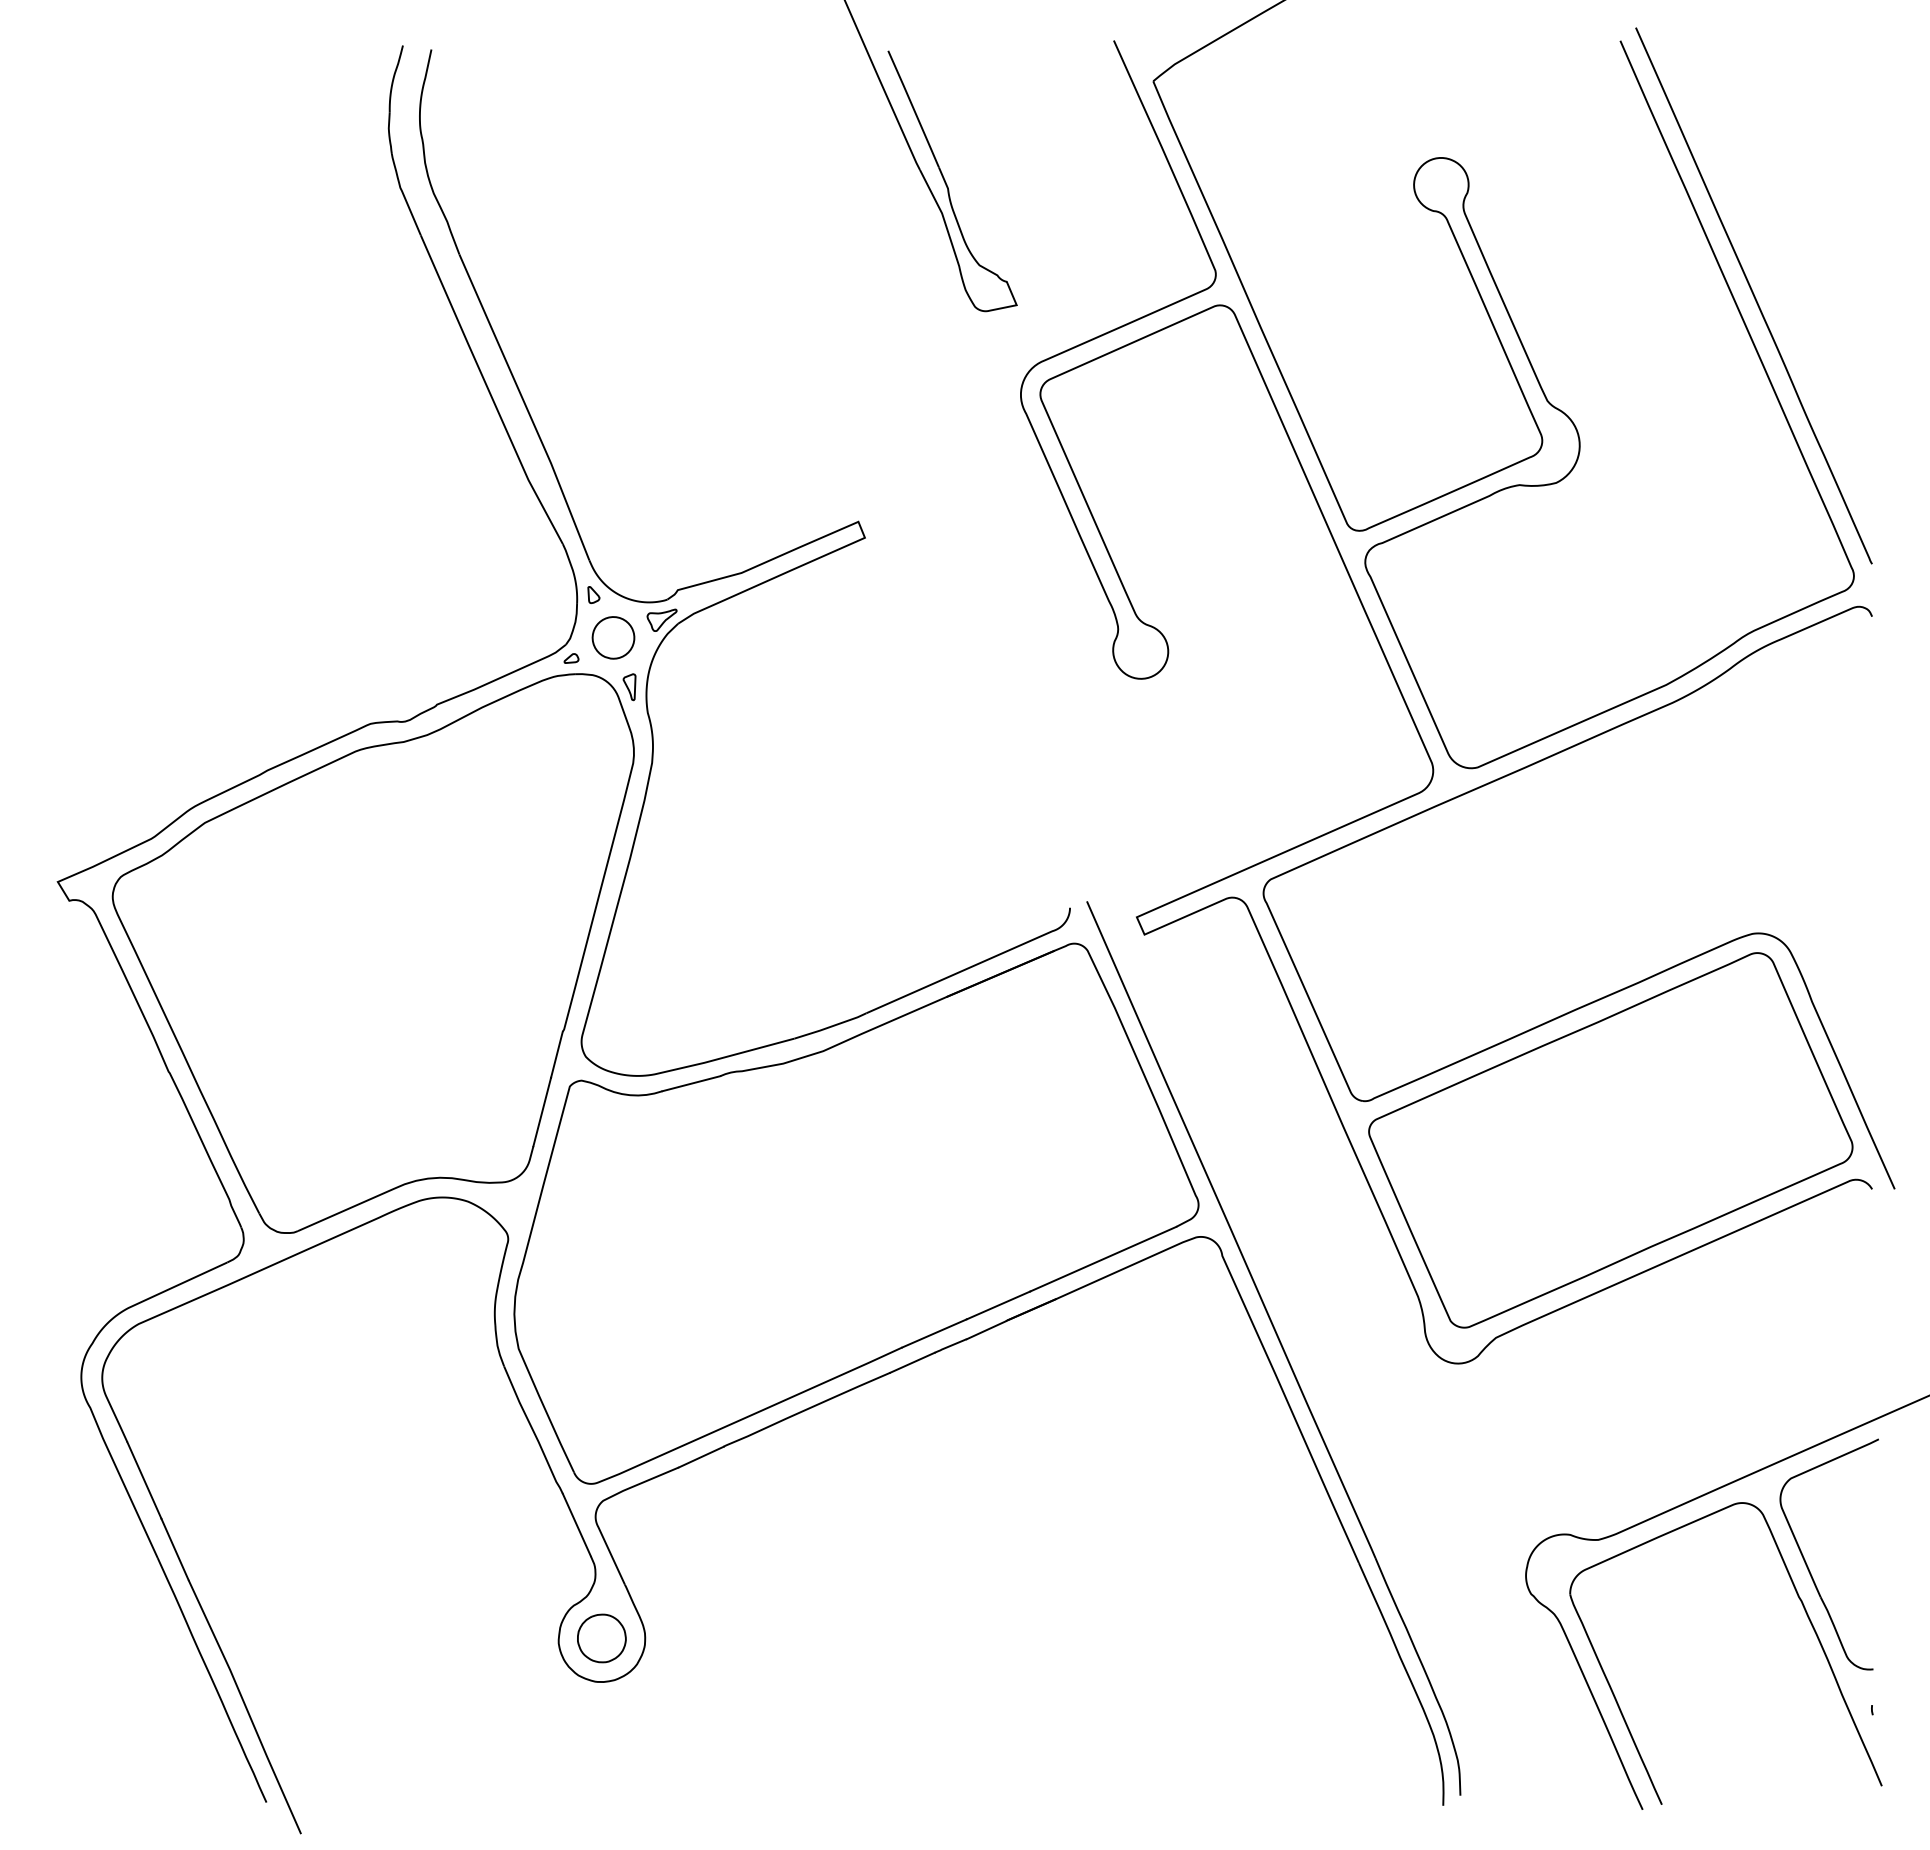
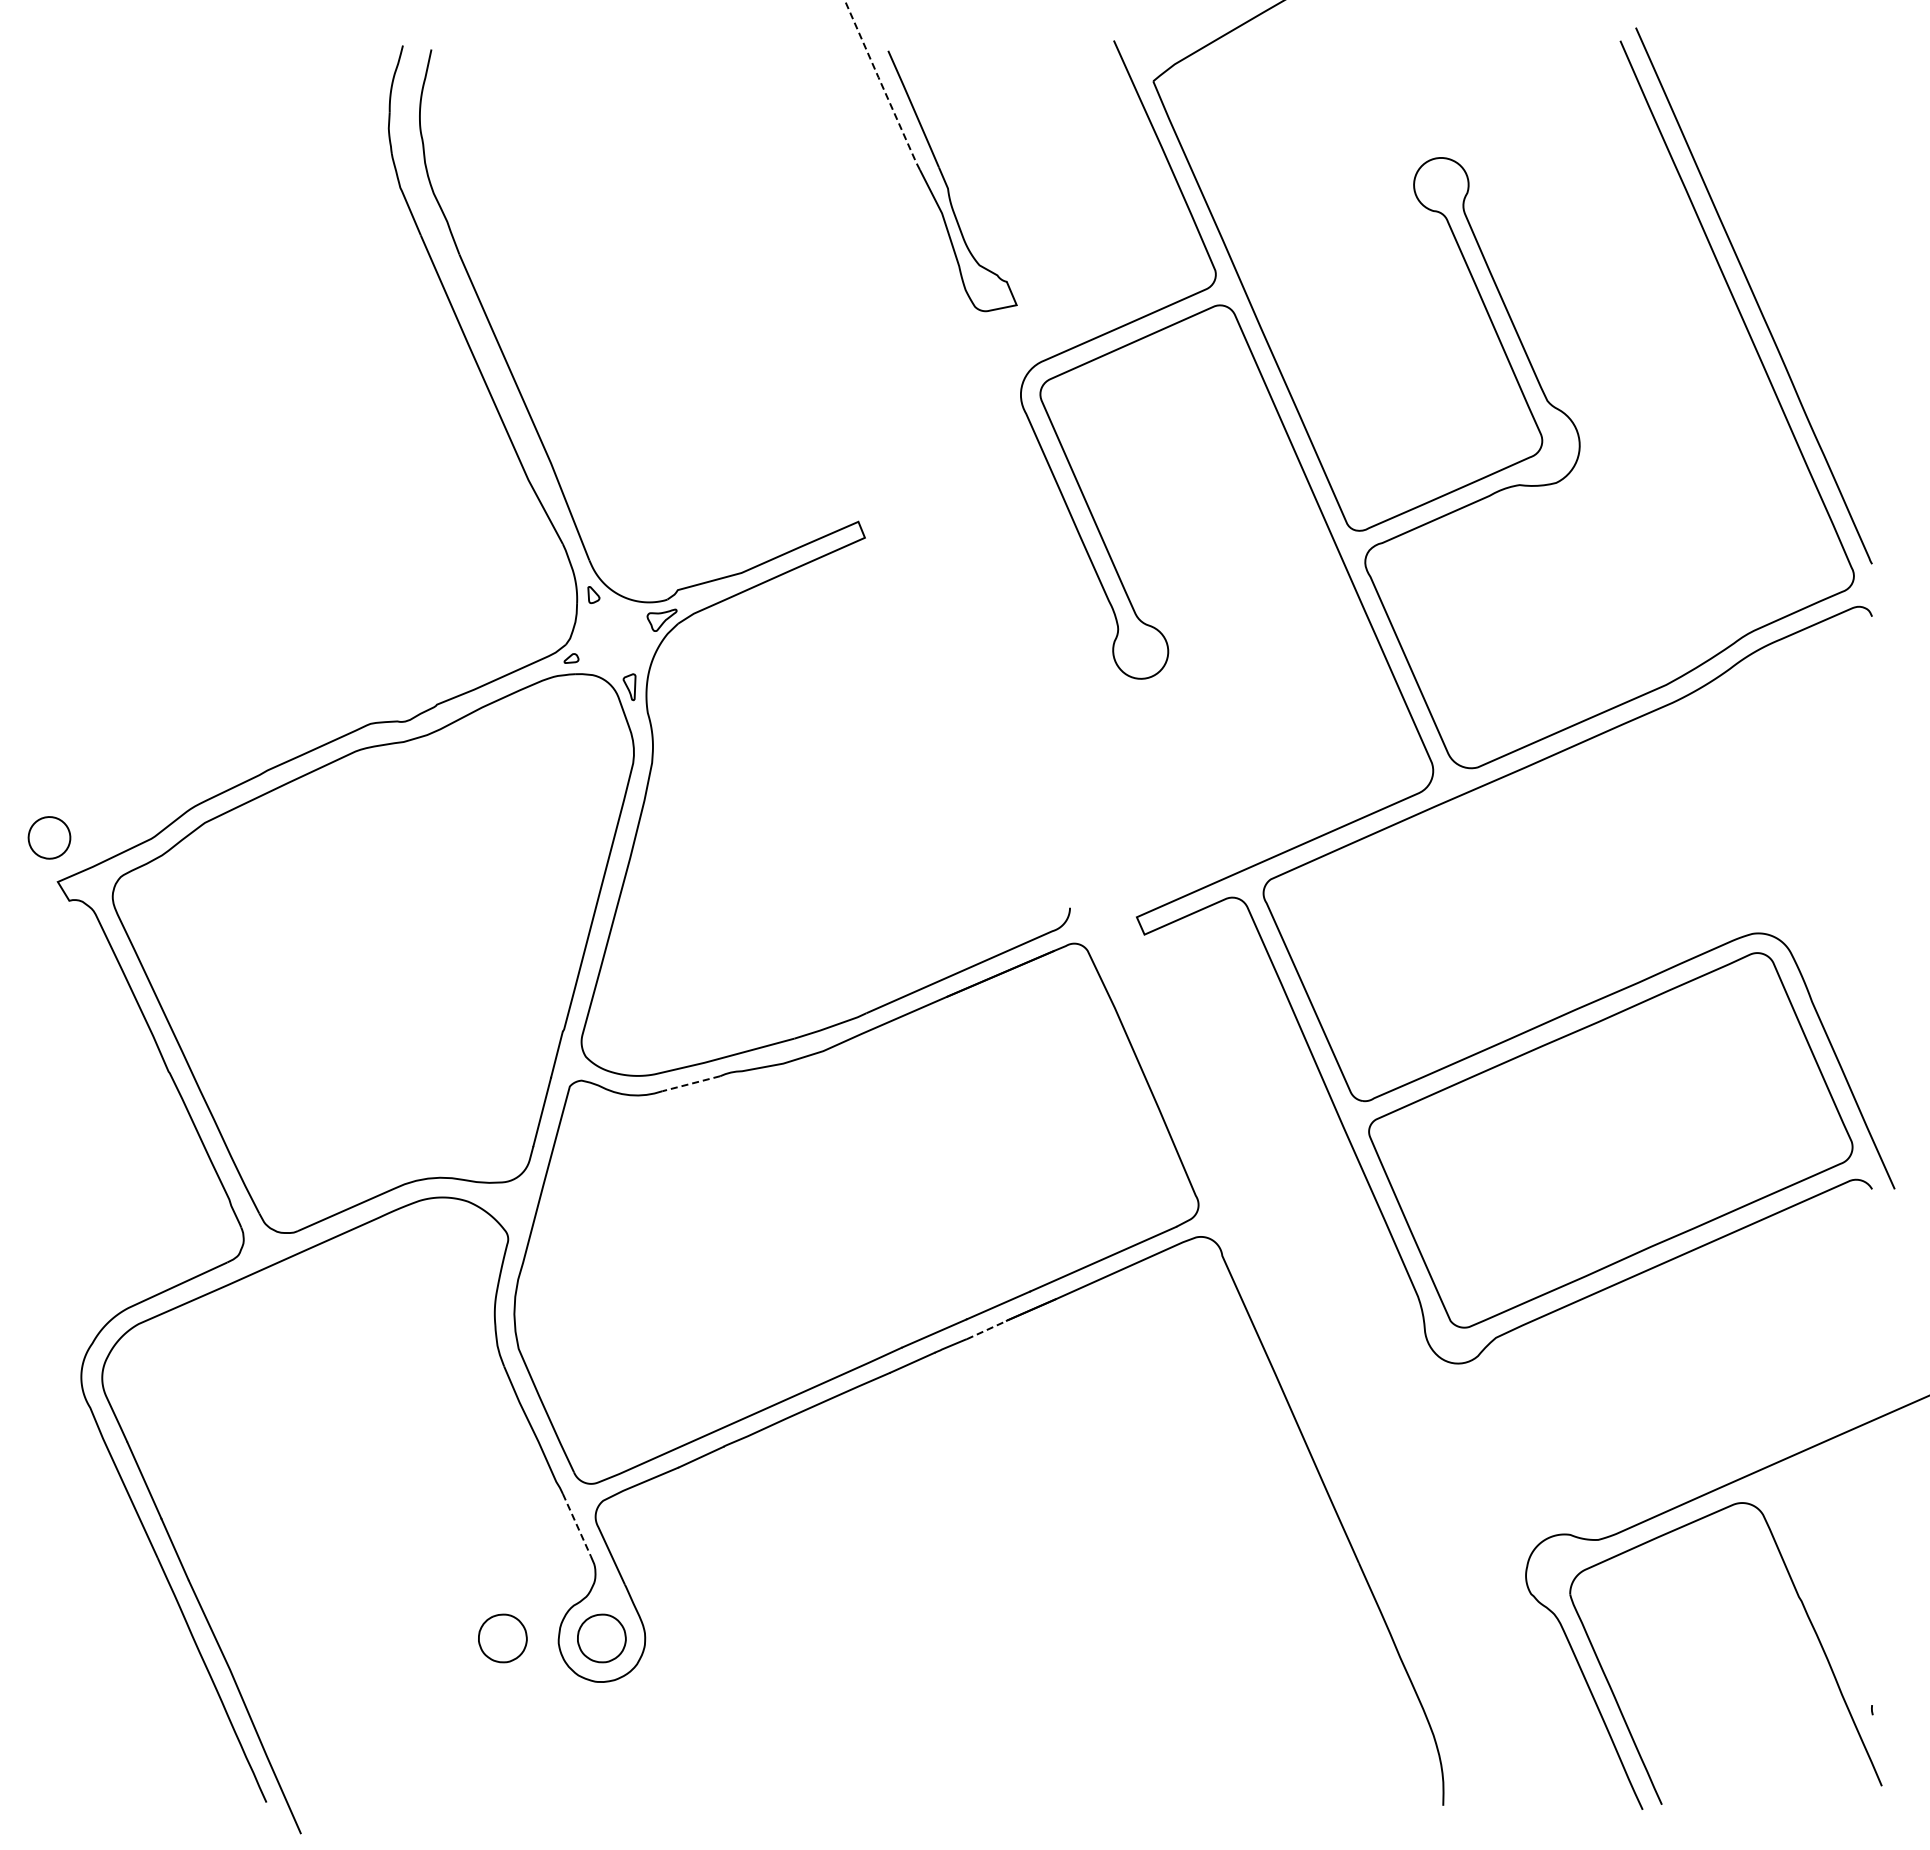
line: solid -> dashed (881, 84)
part position: (613, 637) -> (49, 837) (49, 837)
line: solid -> dashed (691, 1083)
line: solid -> dashed (986, 1330)
part: present -> none (1280, 1345)
line: solid -> dashed (577, 1525)
part: present -> none (1807, 1564)
part: none -> present (502, 1638)
